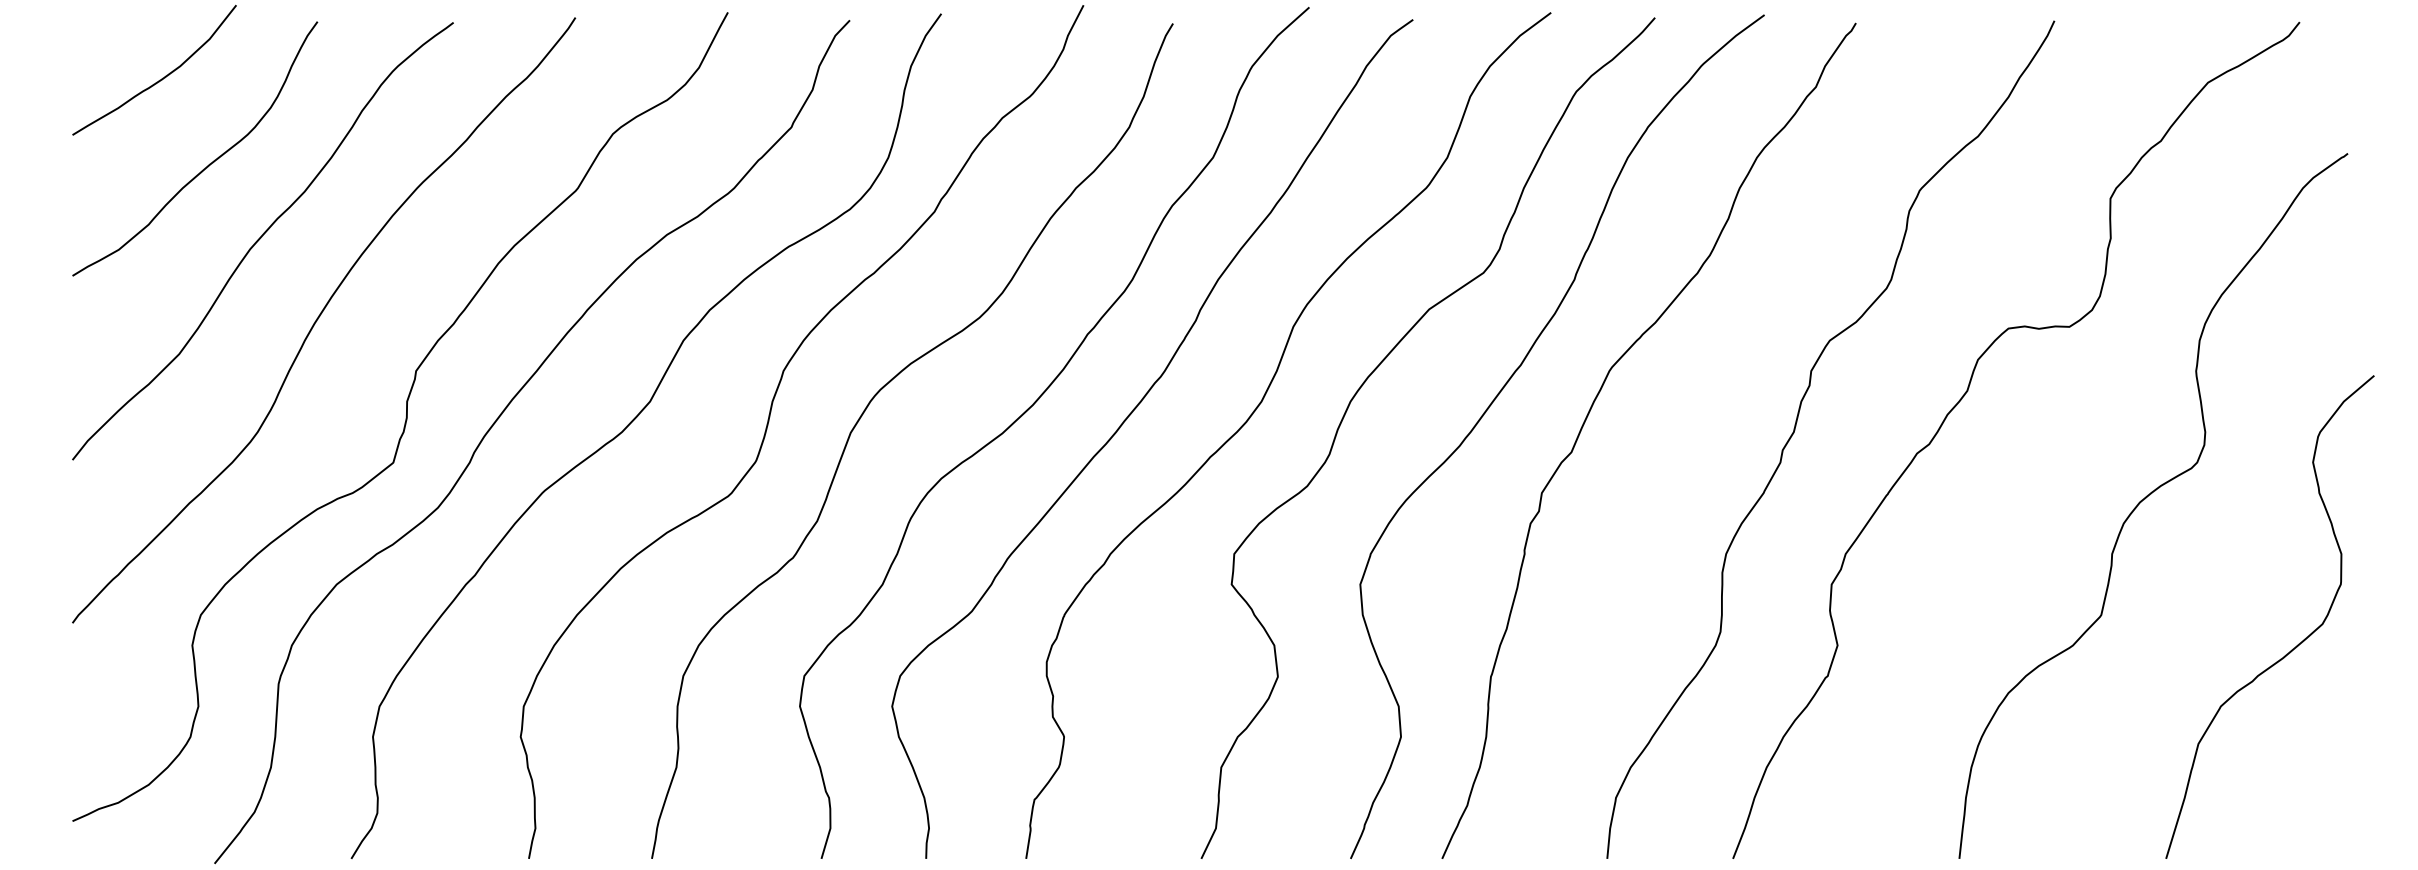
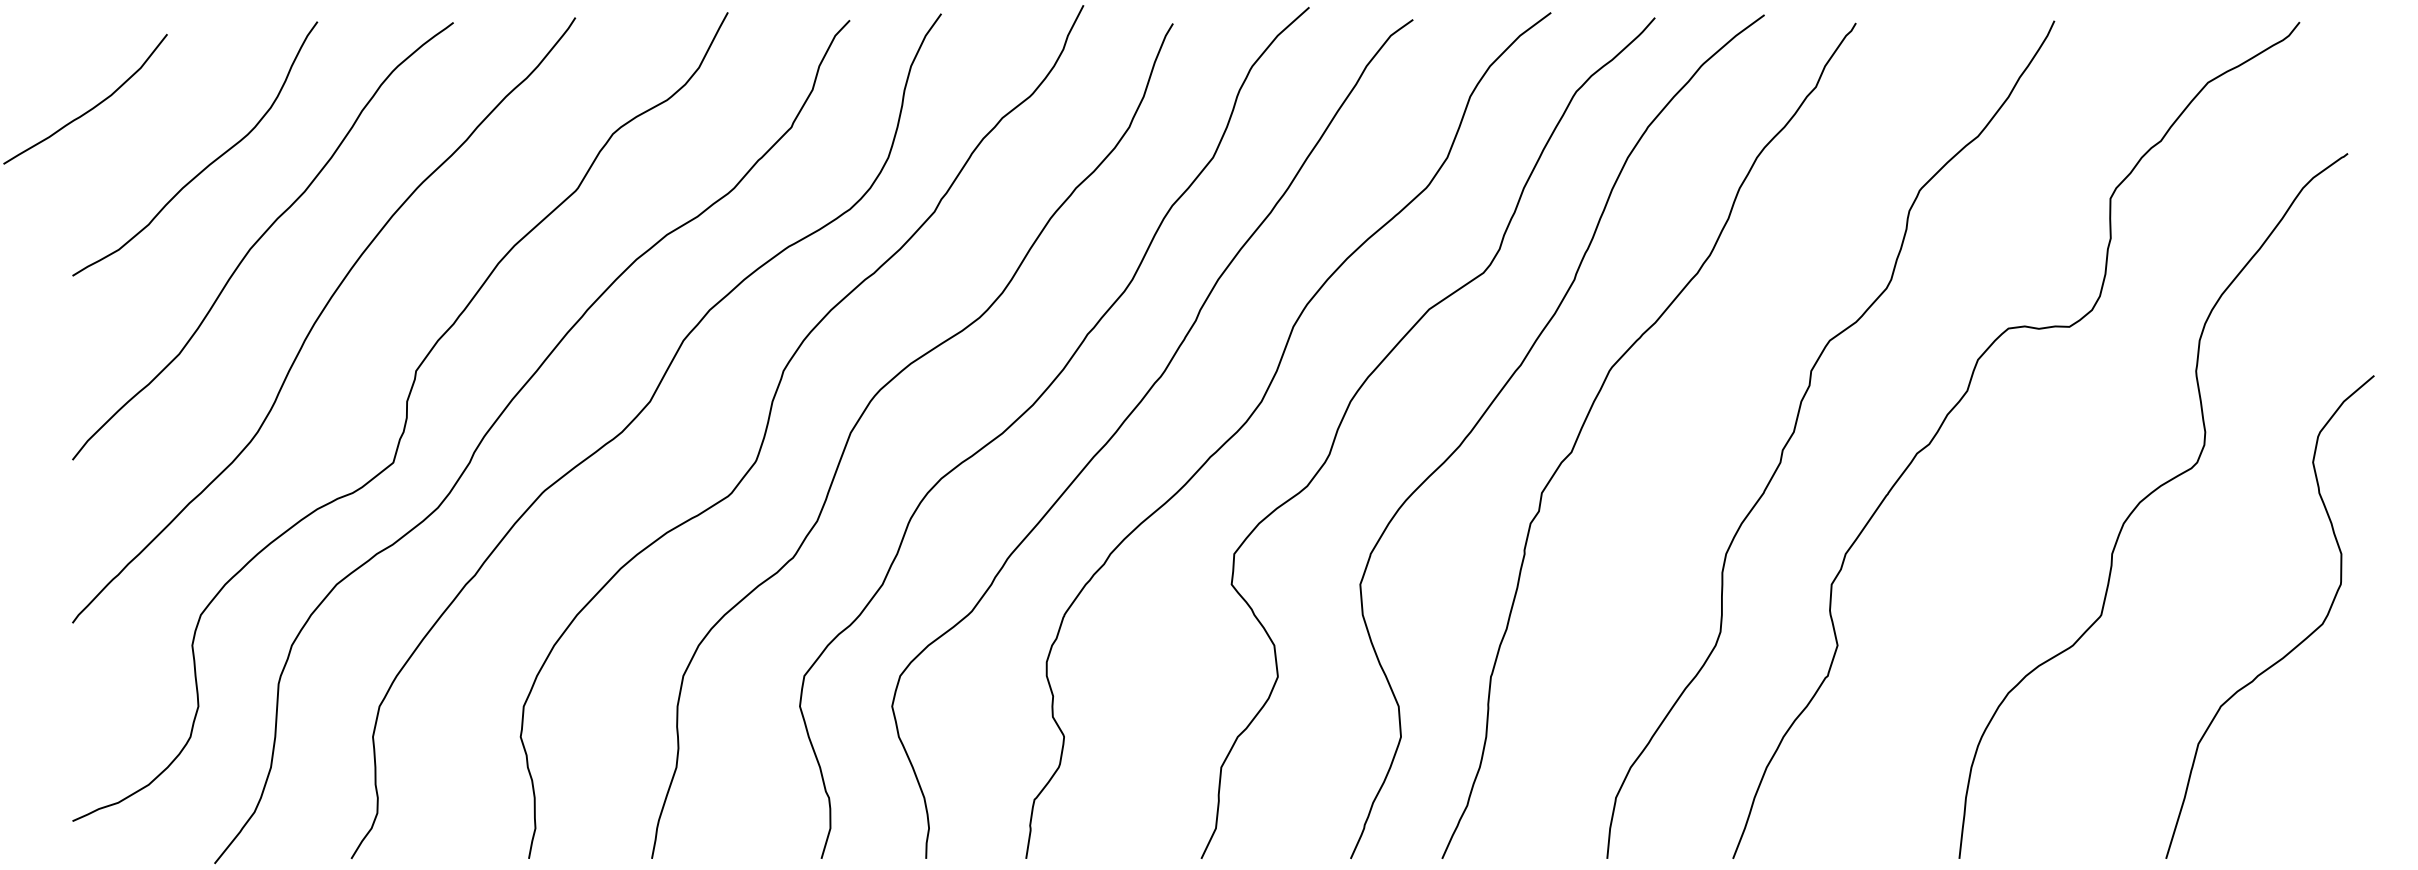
curve position: (162, 77) -> (93, 106) (93, 106)
